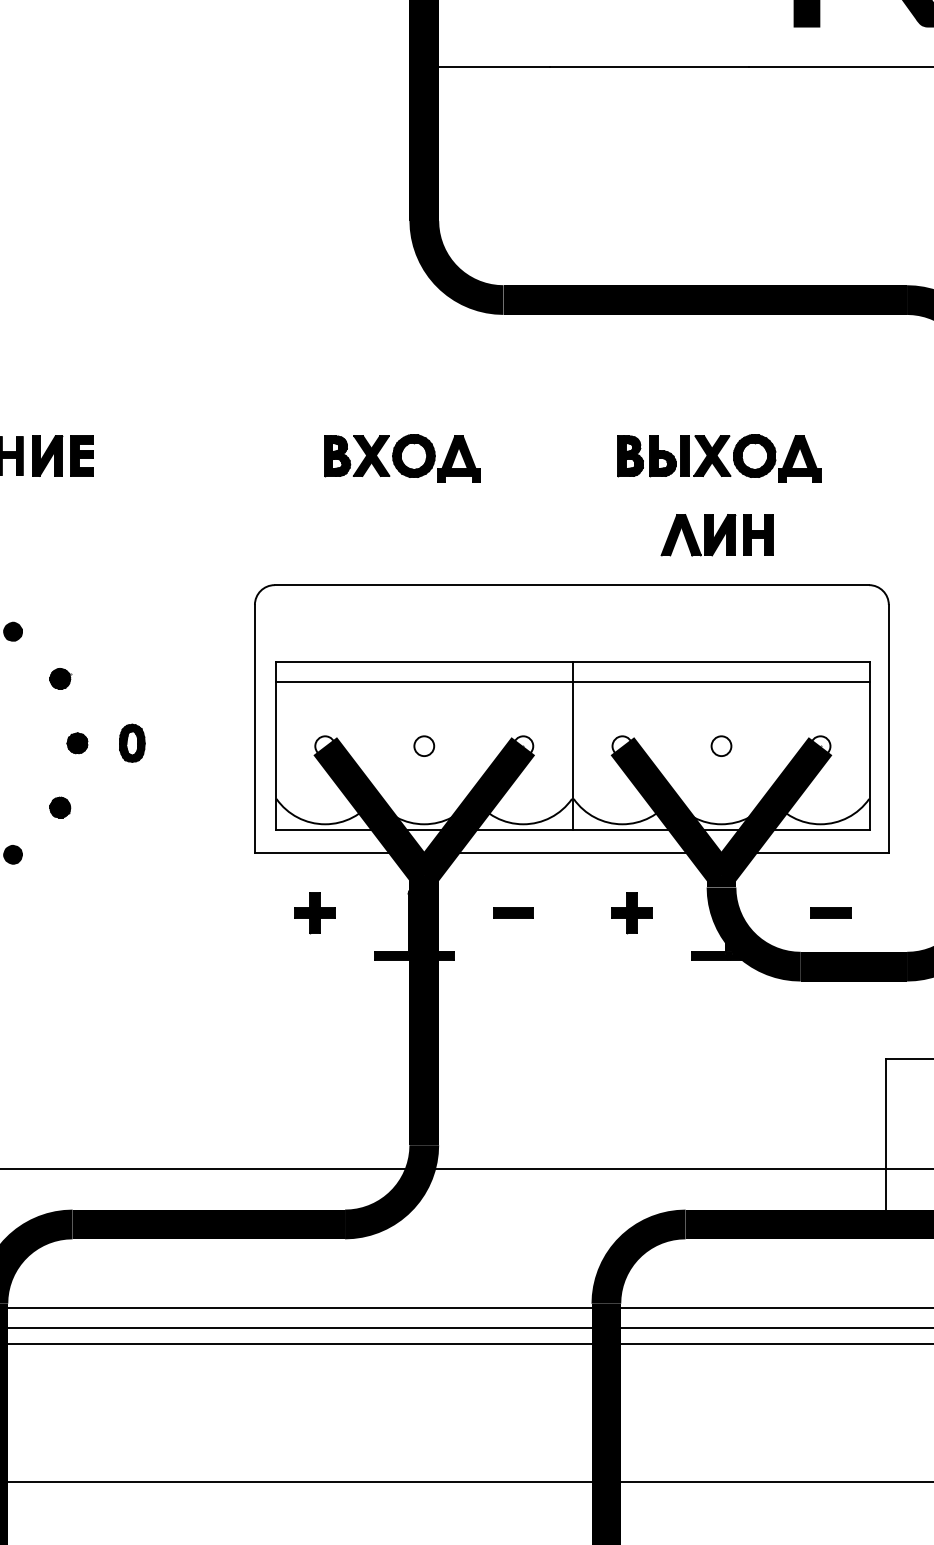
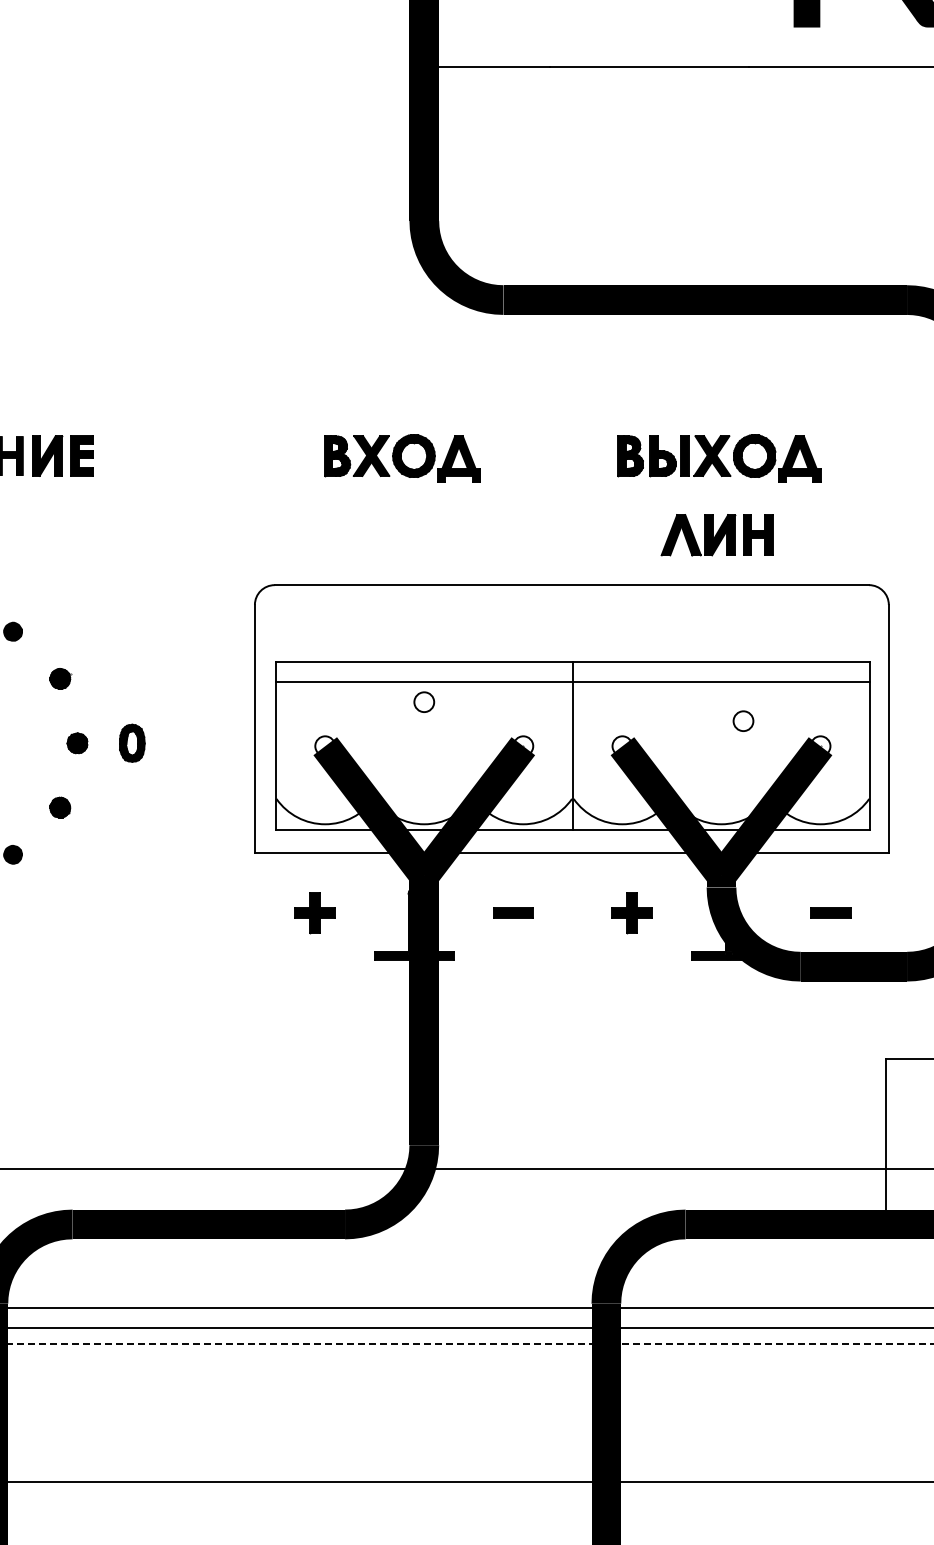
circle position: (424, 745) -> (424, 701) (424, 701)
circle position: (721, 745) -> (743, 720) (743, 720)
line: solid -> dashed (466, 1343)
